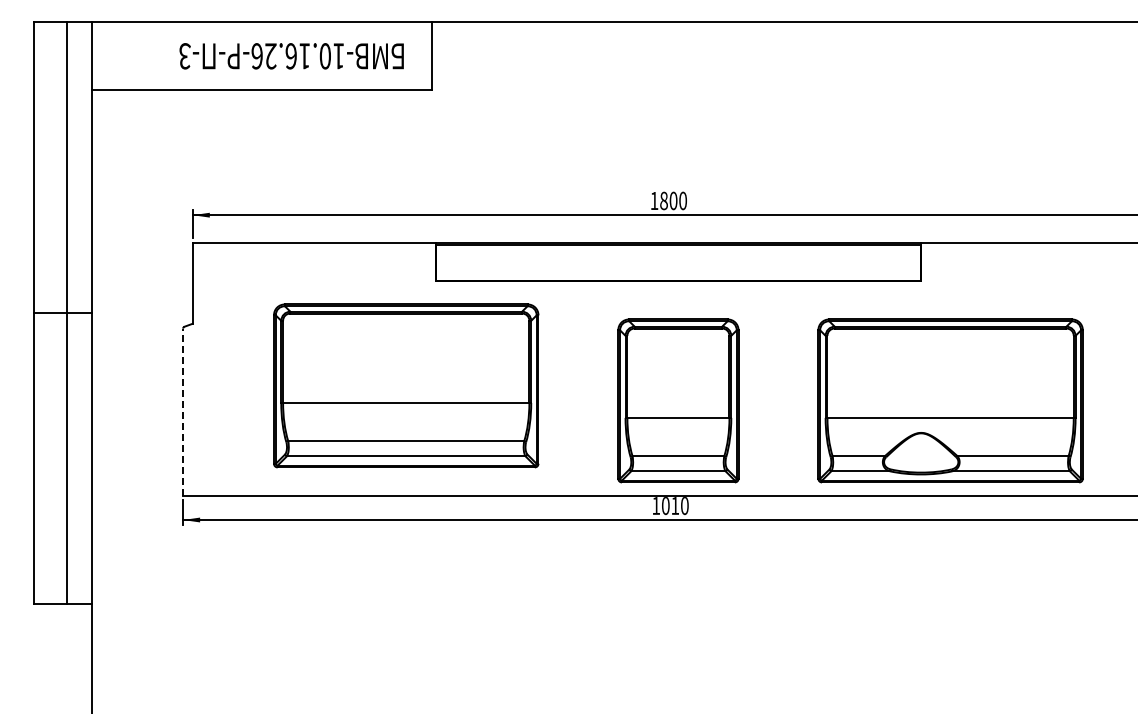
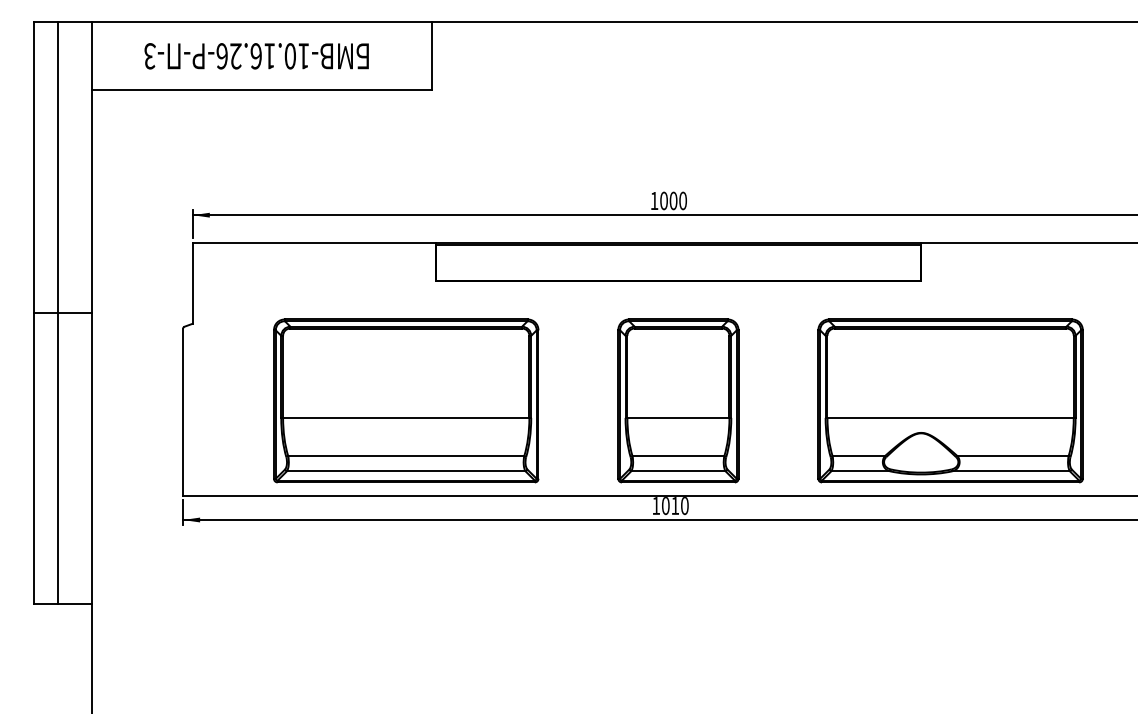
text position: (291, 56) -> (256, 56) (256, 56)
text: 1800 -> 1000 (663, 200)
line position: (67, 312) -> (58, 312) (58, 312)
part position: (406, 385) -> (406, 400) (406, 400)
line: dashed -> solid (183, 412)
